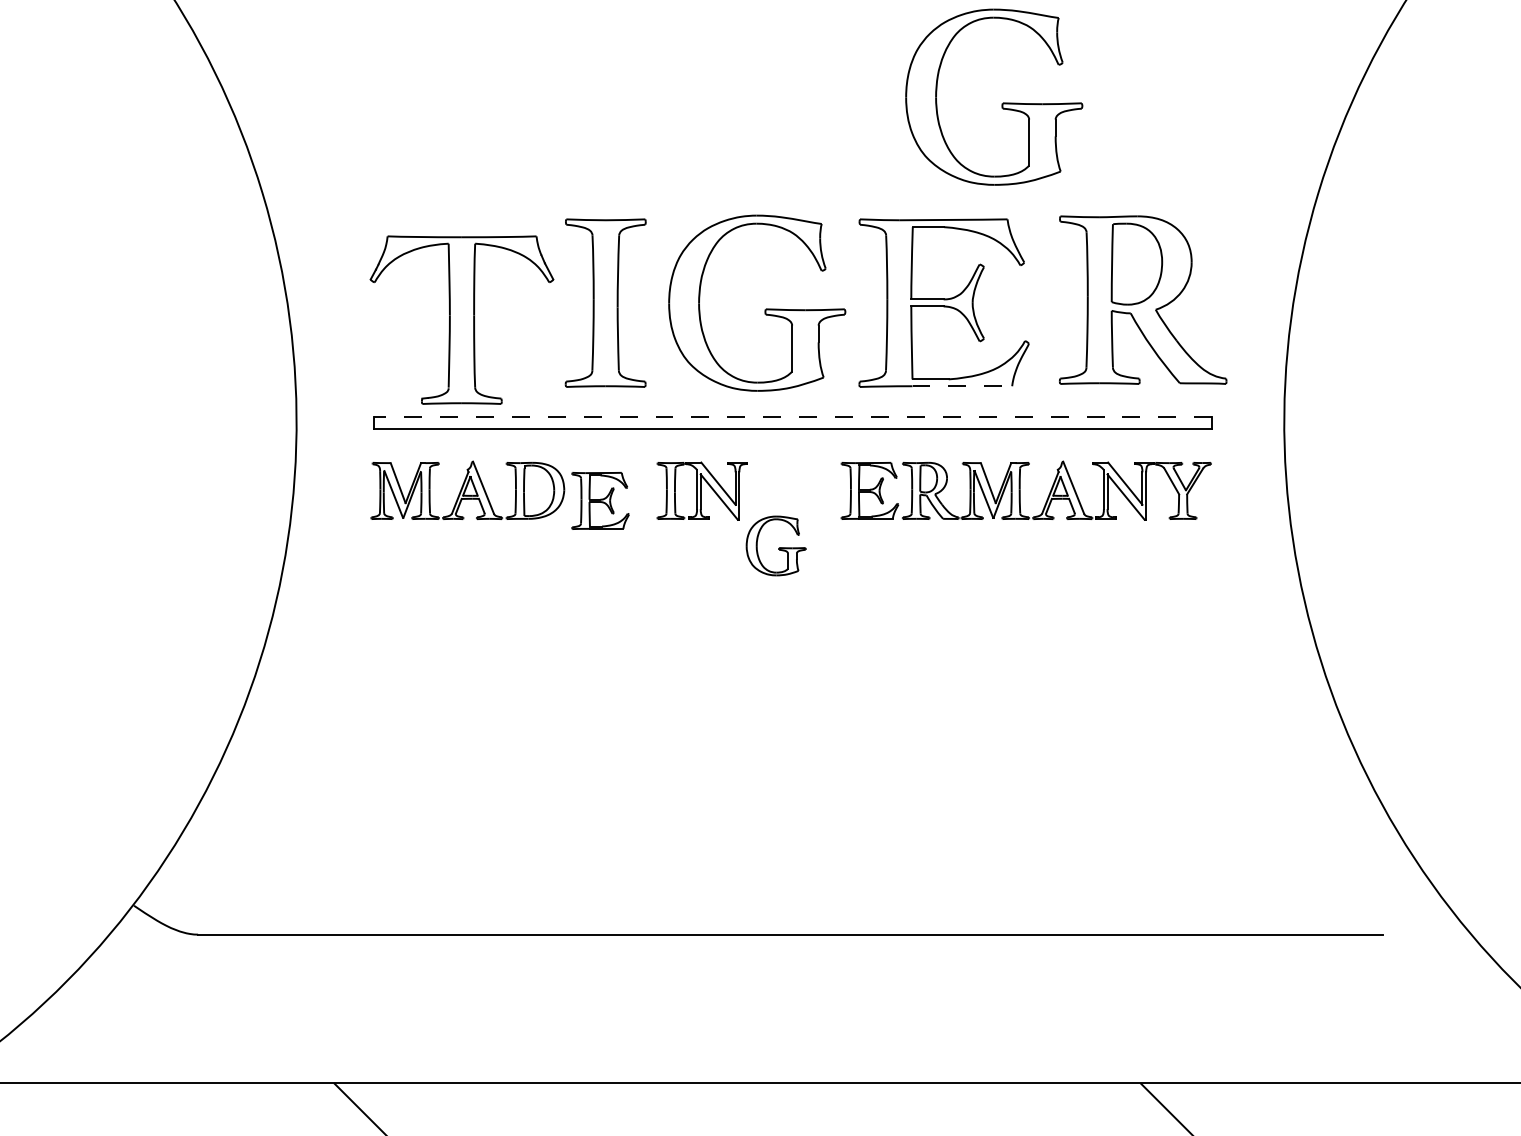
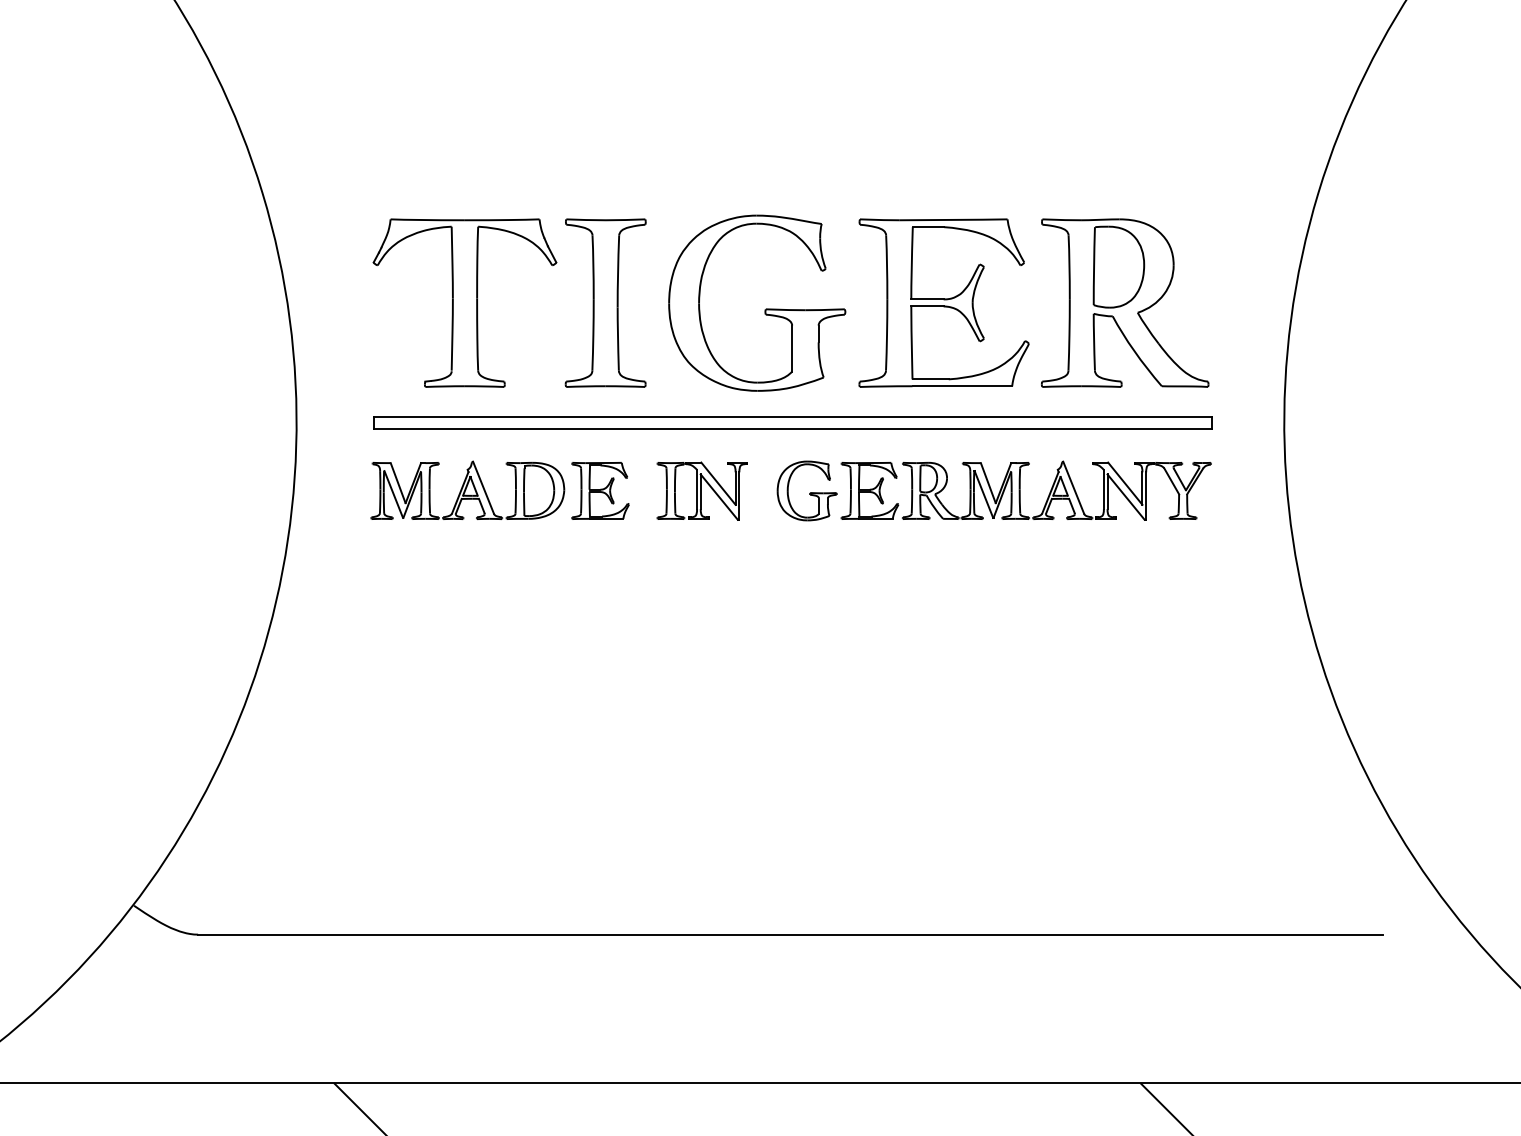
part: present -> none (1001, 103)
part position: (1143, 299) -> (1125, 302) (1125, 302)
part position: (461, 319) -> (464, 302) (464, 302)
line: dashed -> solid (962, 386)
line: dashed -> solid (792, 417)
part position: (600, 500) -> (600, 490) (600, 490)
part position: (775, 545) -> (806, 490) (806, 490)
